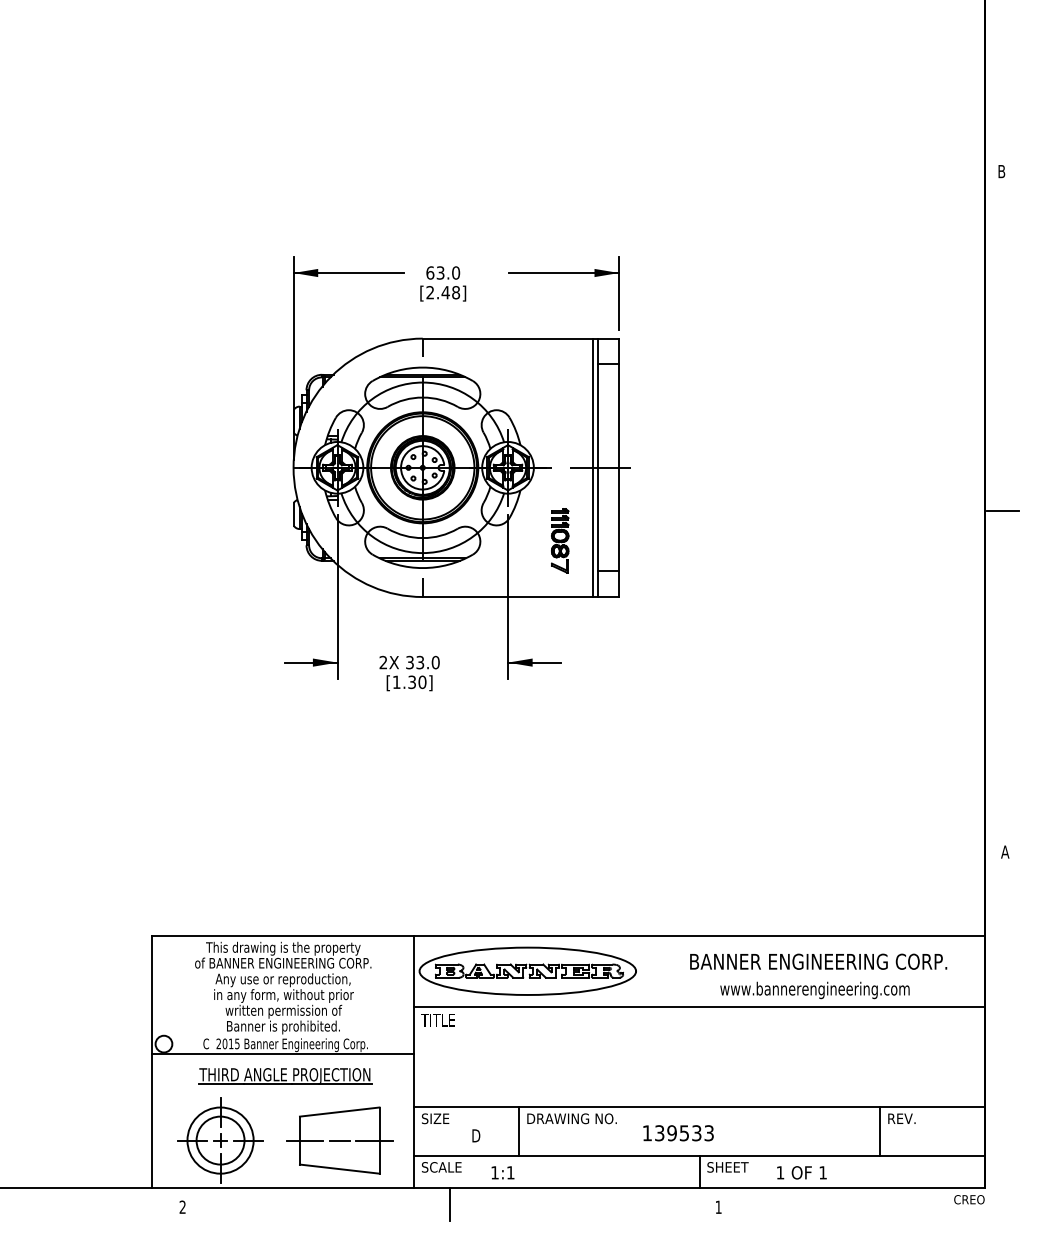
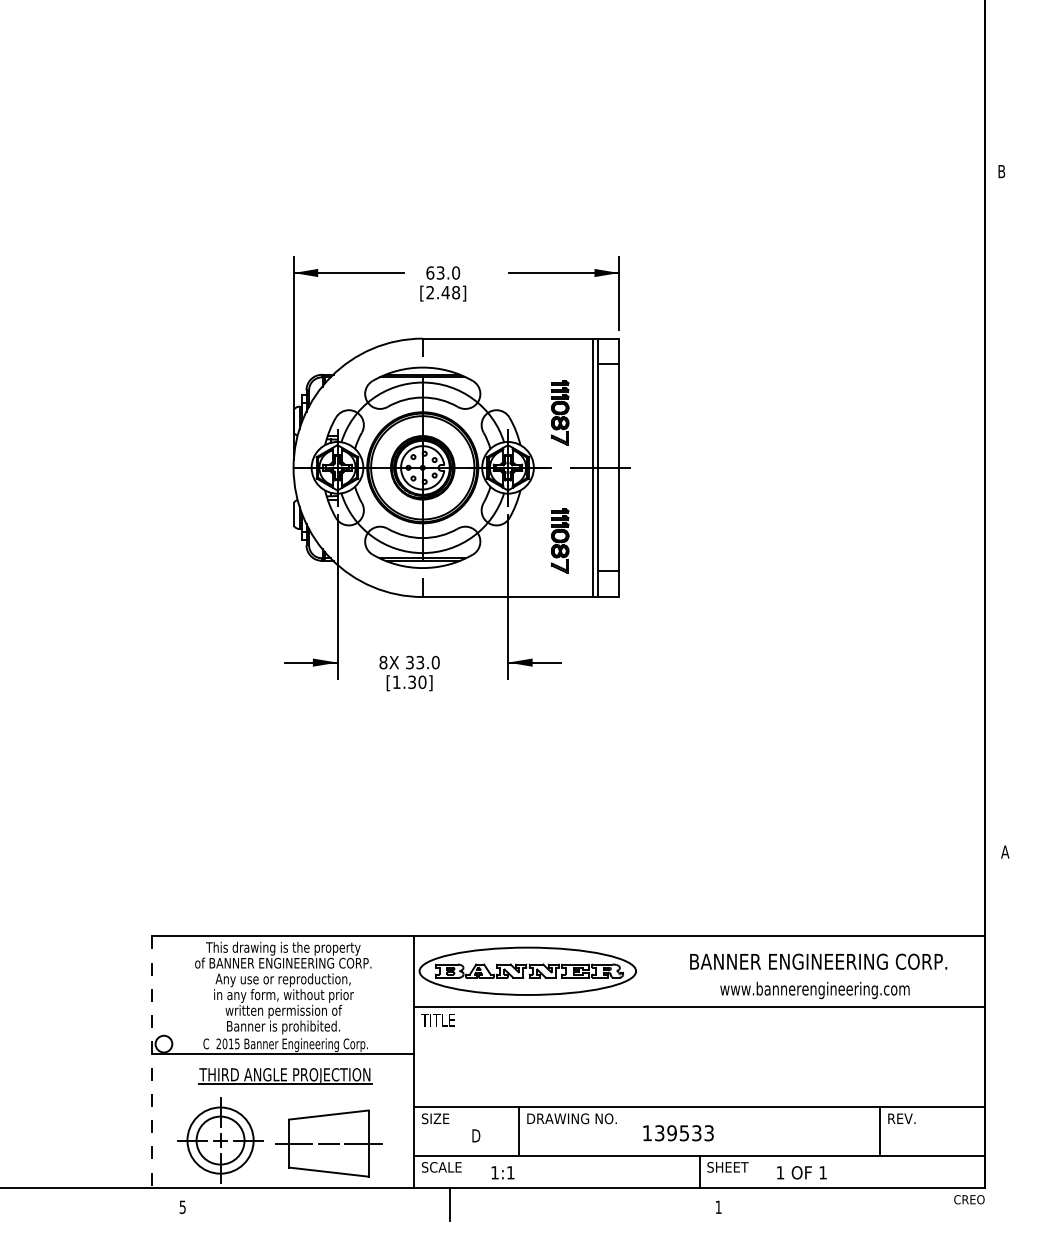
part: none -> present (560, 412)
line: present -> none (1002, 510)
text: 2X -> 8X (383, 662)
line: solid -> dashed (151, 1062)
part position: (339, 1140) -> (328, 1143) (328, 1143)
text: 2 -> 5 (182, 1206)
